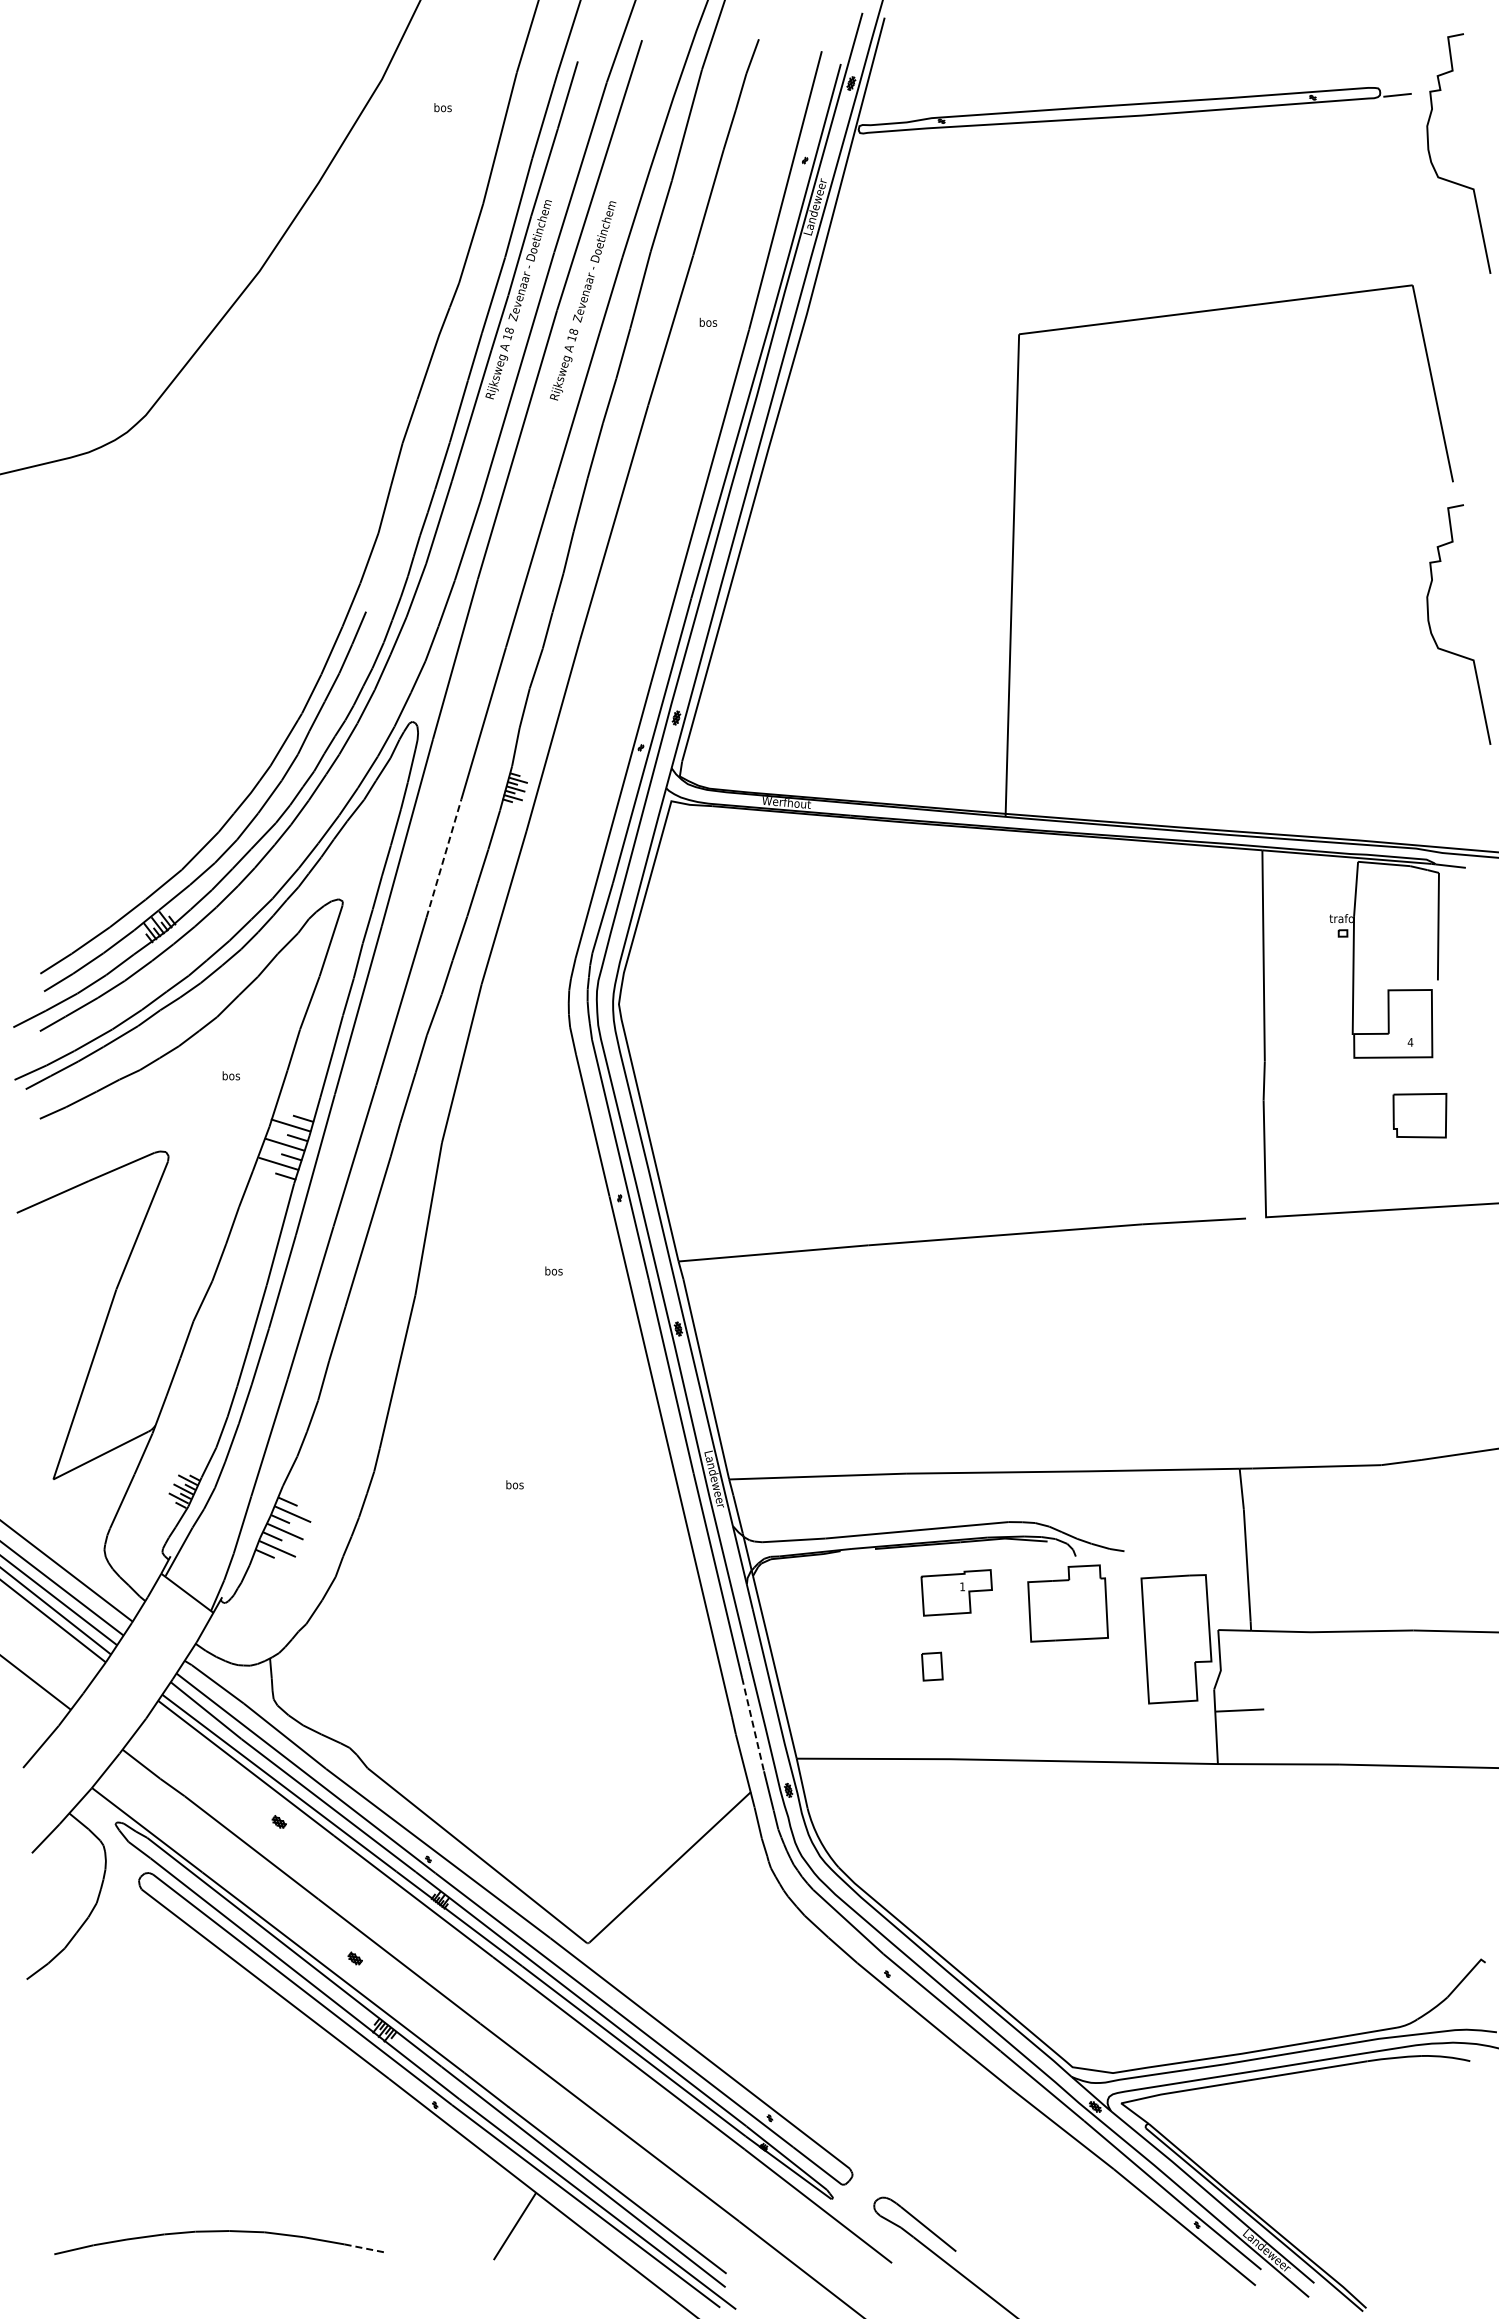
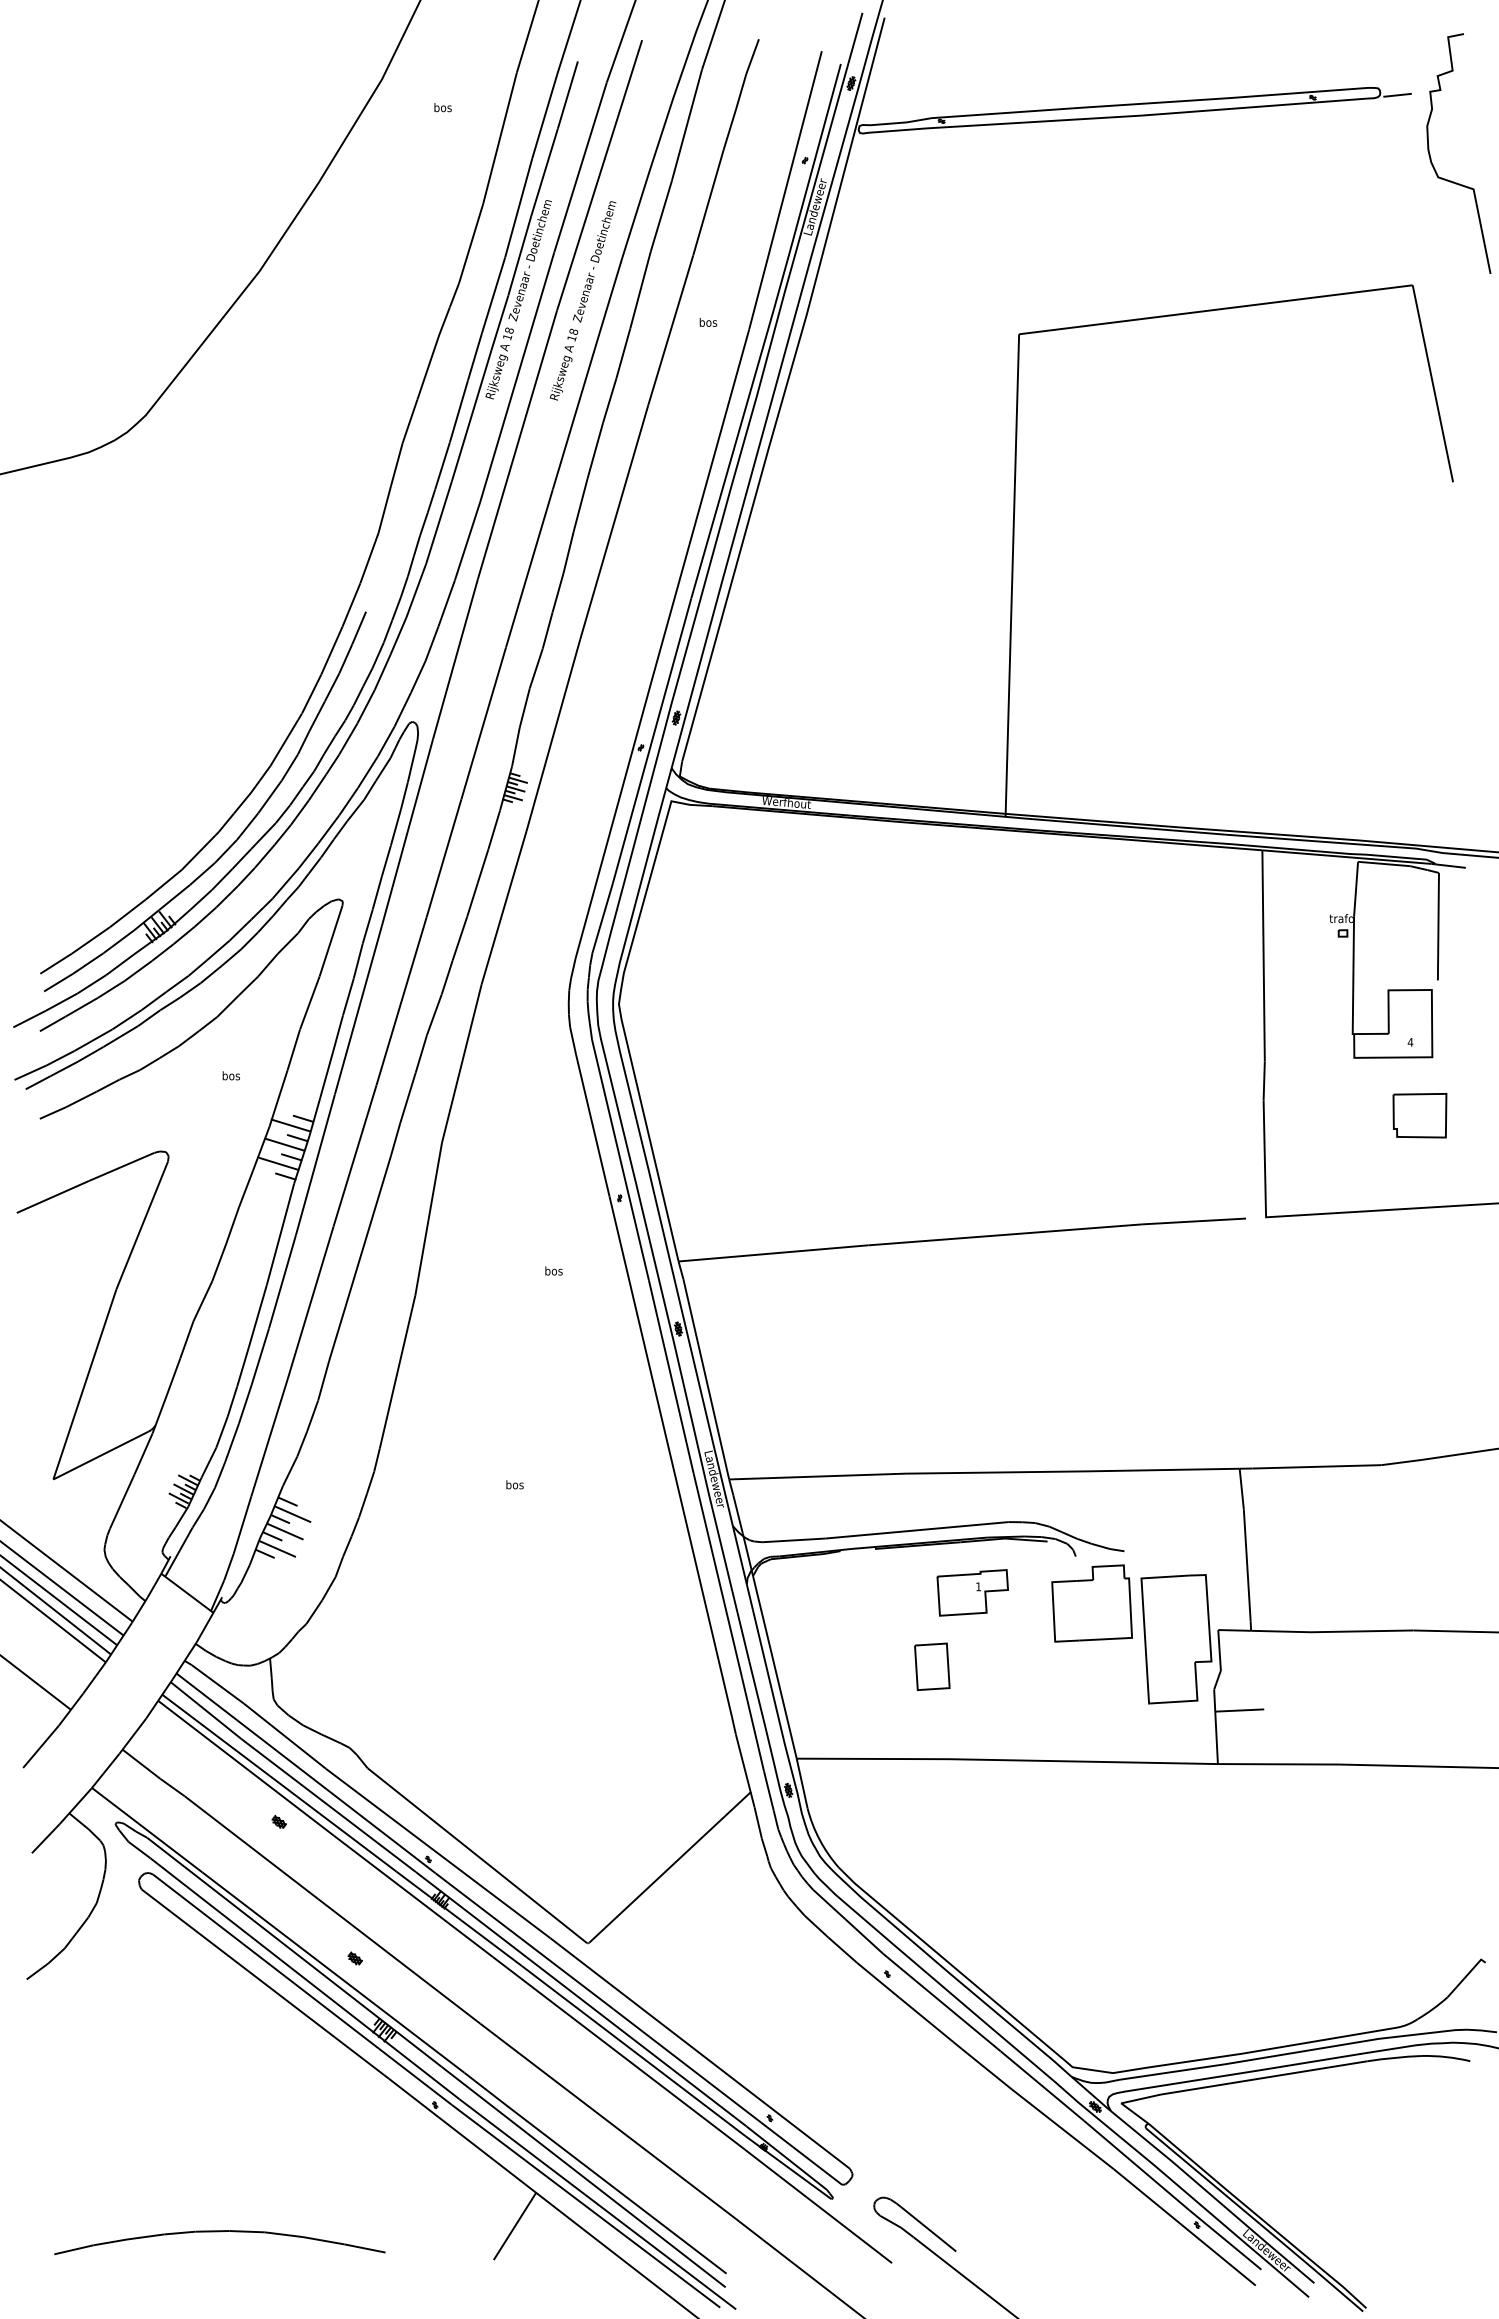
curve: present -> none (1431, 628)
line: dashed -> solid (444, 858)
part position: (956, 1592) -> (972, 1592) (972, 1592)
part position: (1067, 1603) -> (1091, 1603) (1091, 1603)
part size: 23x31 px -> 37x49 px (932, 1666)
line: dashed -> solid (753, 1724)
line: dashed -> solid (365, 2248)
